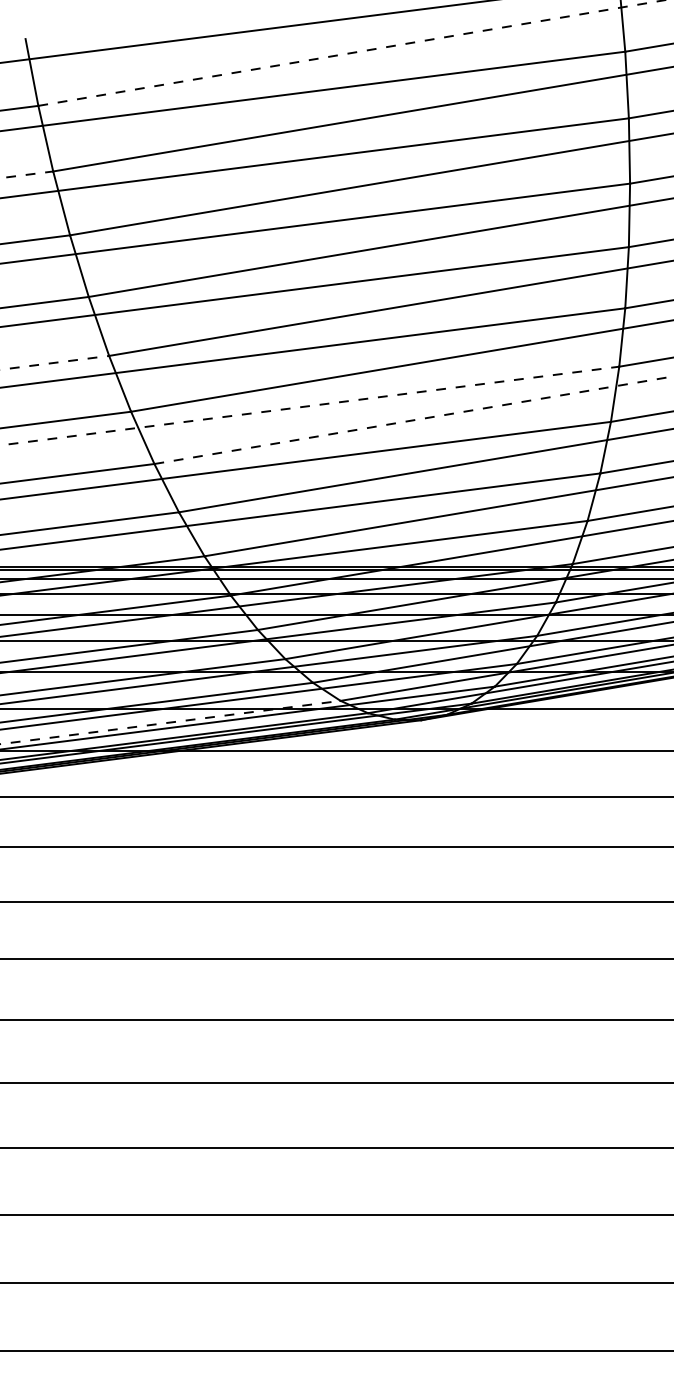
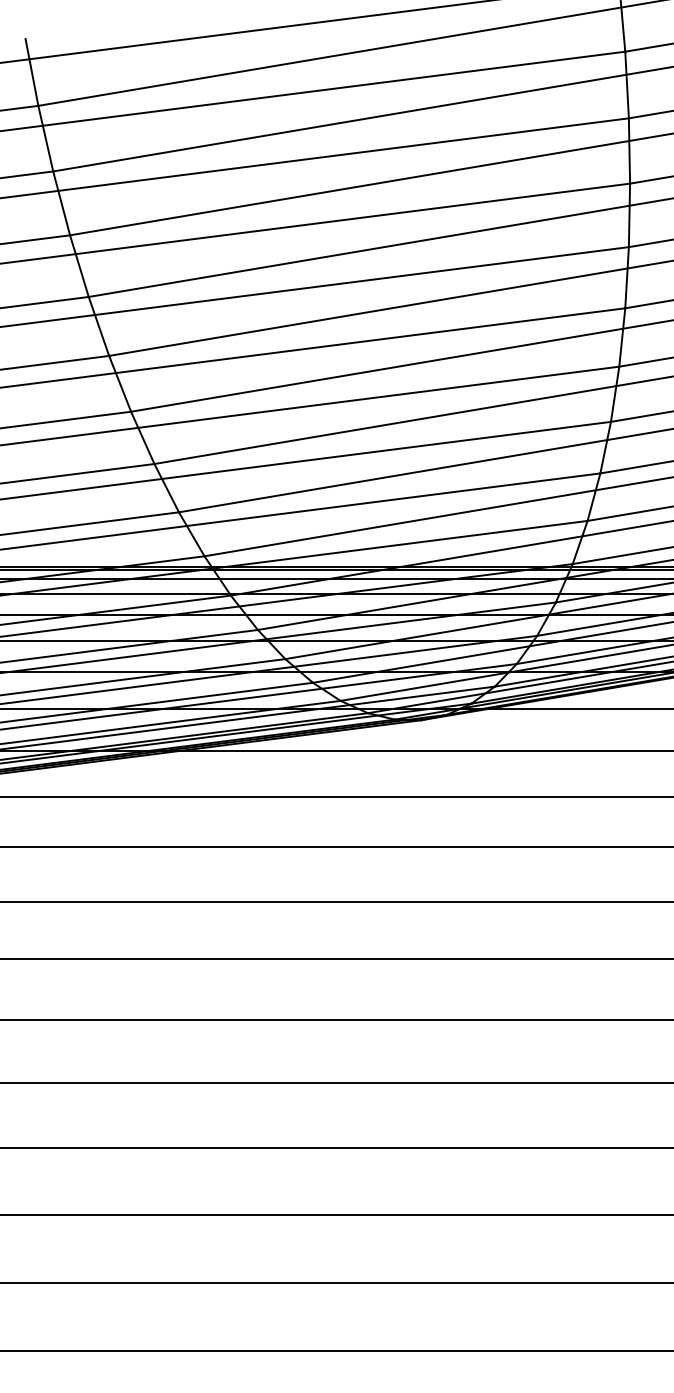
line: dashed -> solid (351, 52)
line: dashed -> solid (27, 174)
line: dashed -> solid (54, 362)
line: dashed -> solid (310, 406)
line: dashed -> solid (413, 420)
line: dashed -> solid (171, 722)
